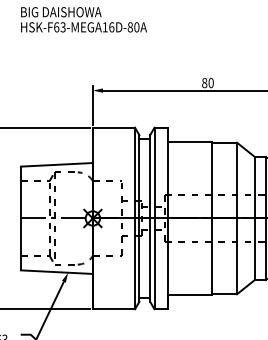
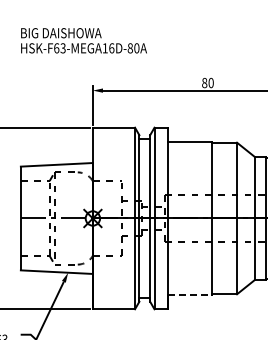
text position: (83, 19) -> (83, 40) (83, 40)
line: solid -> dashed (190, 294)
